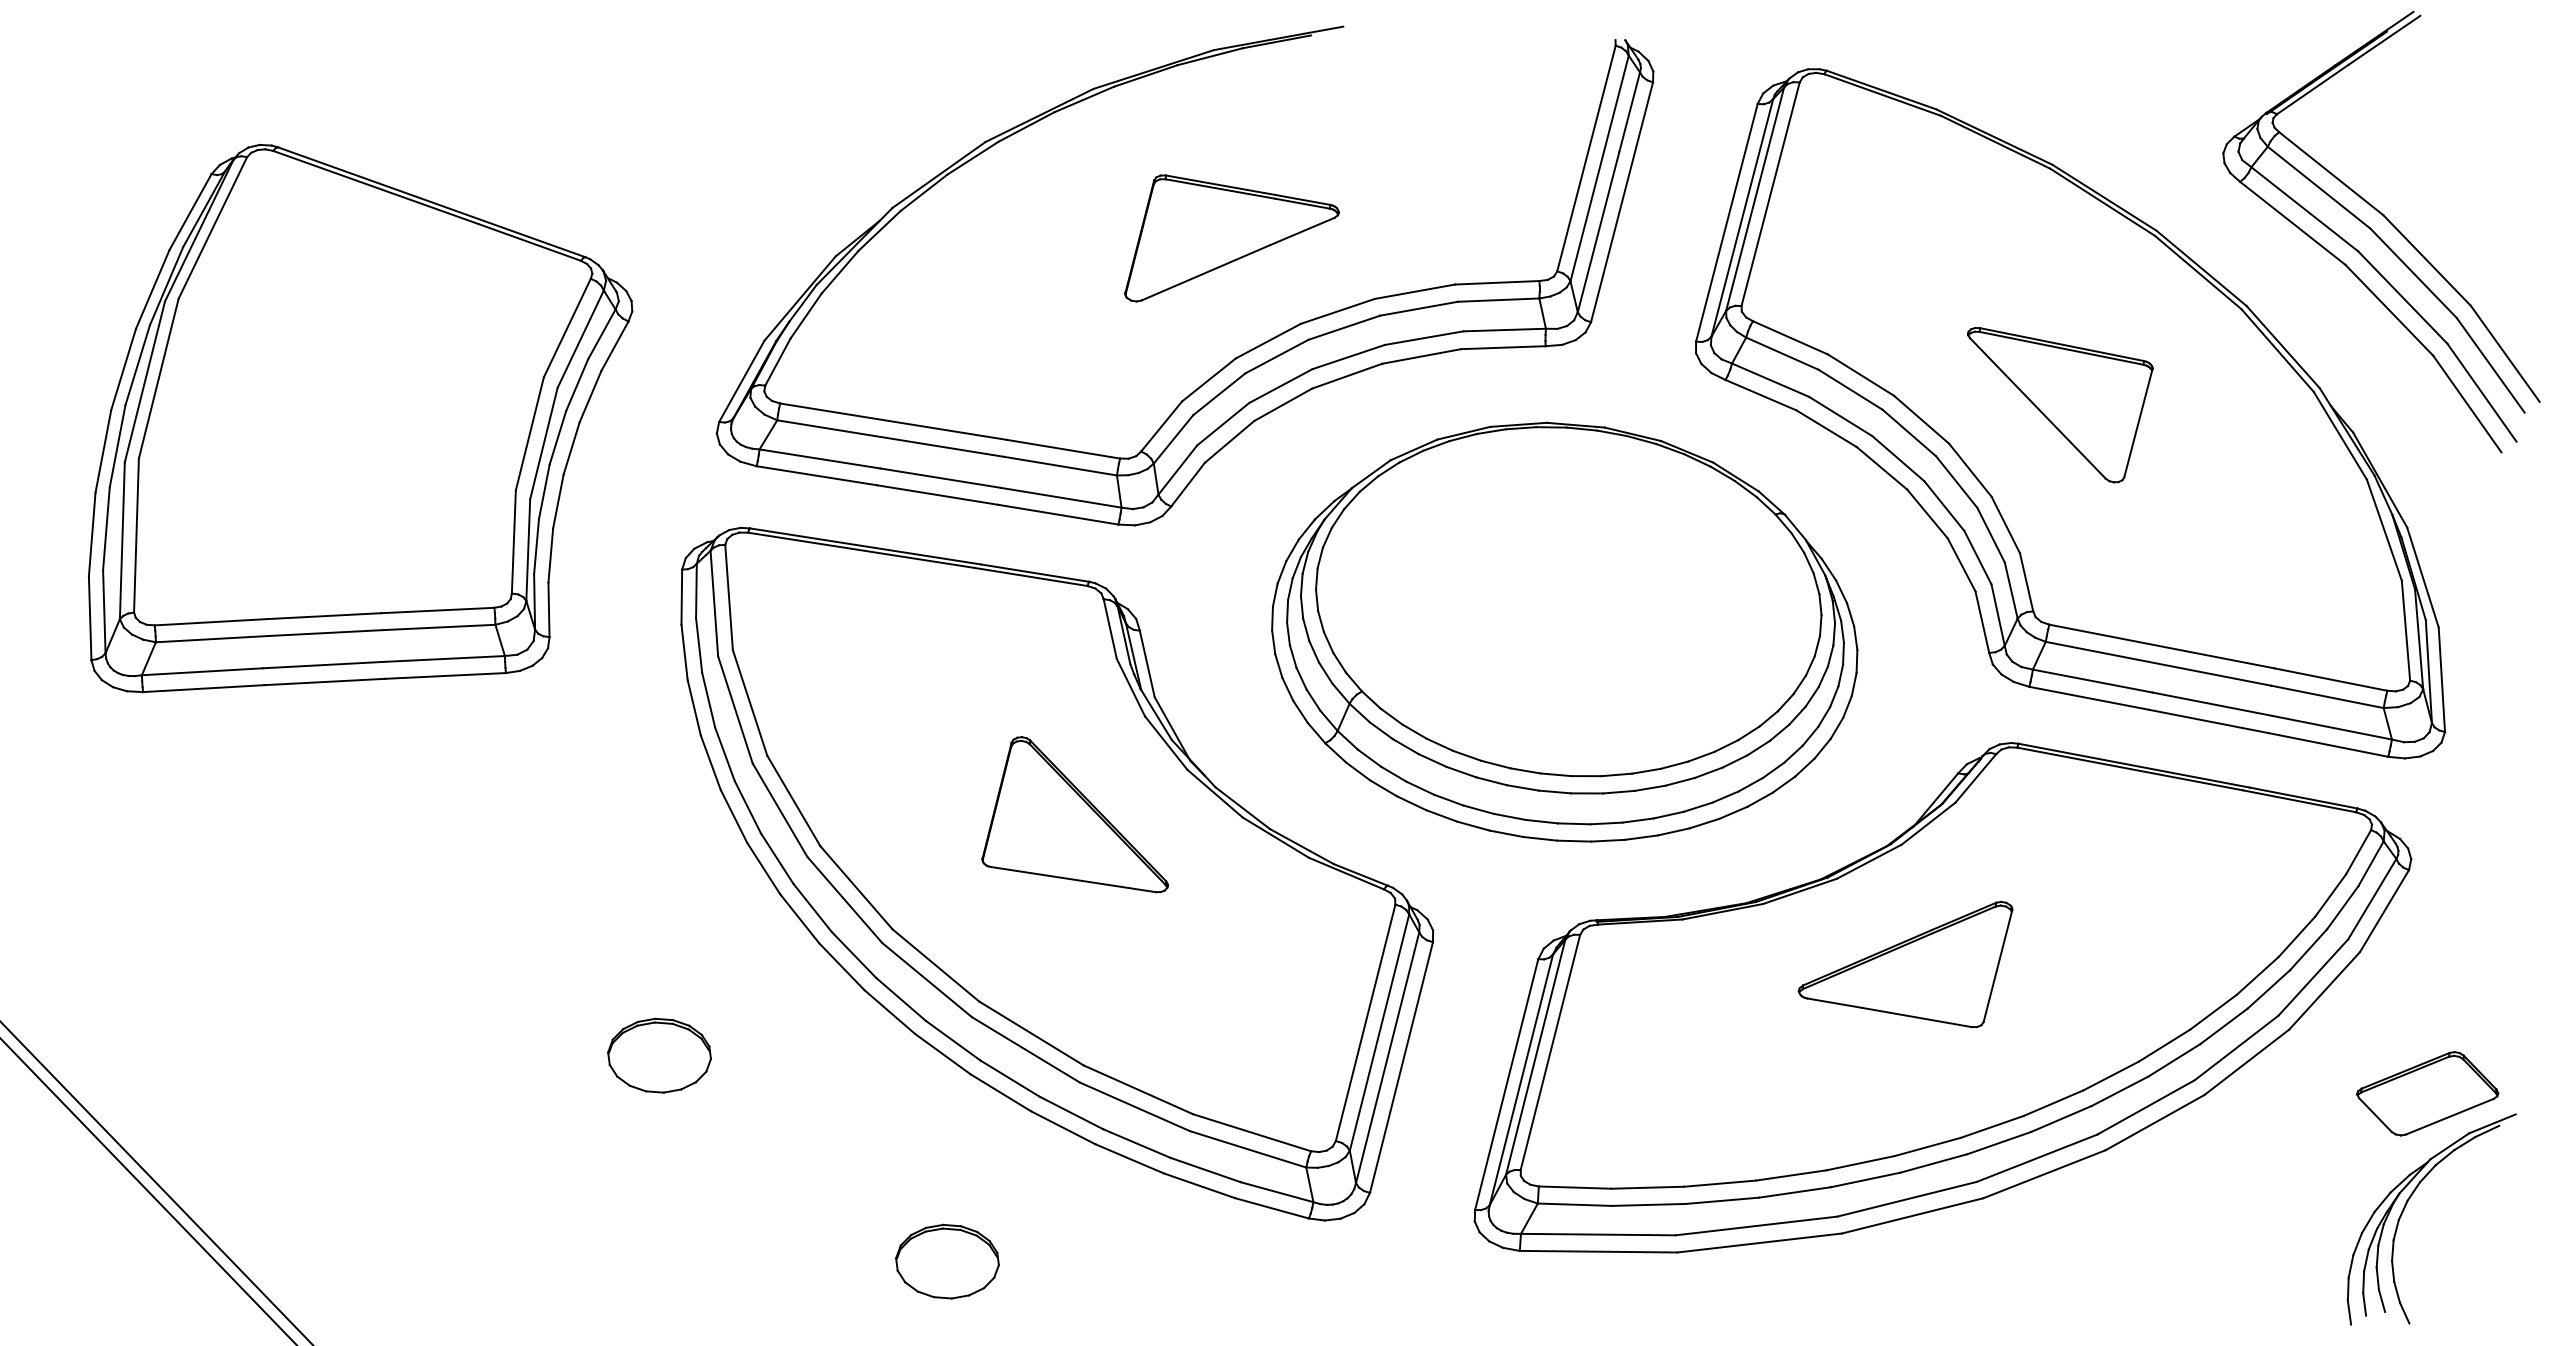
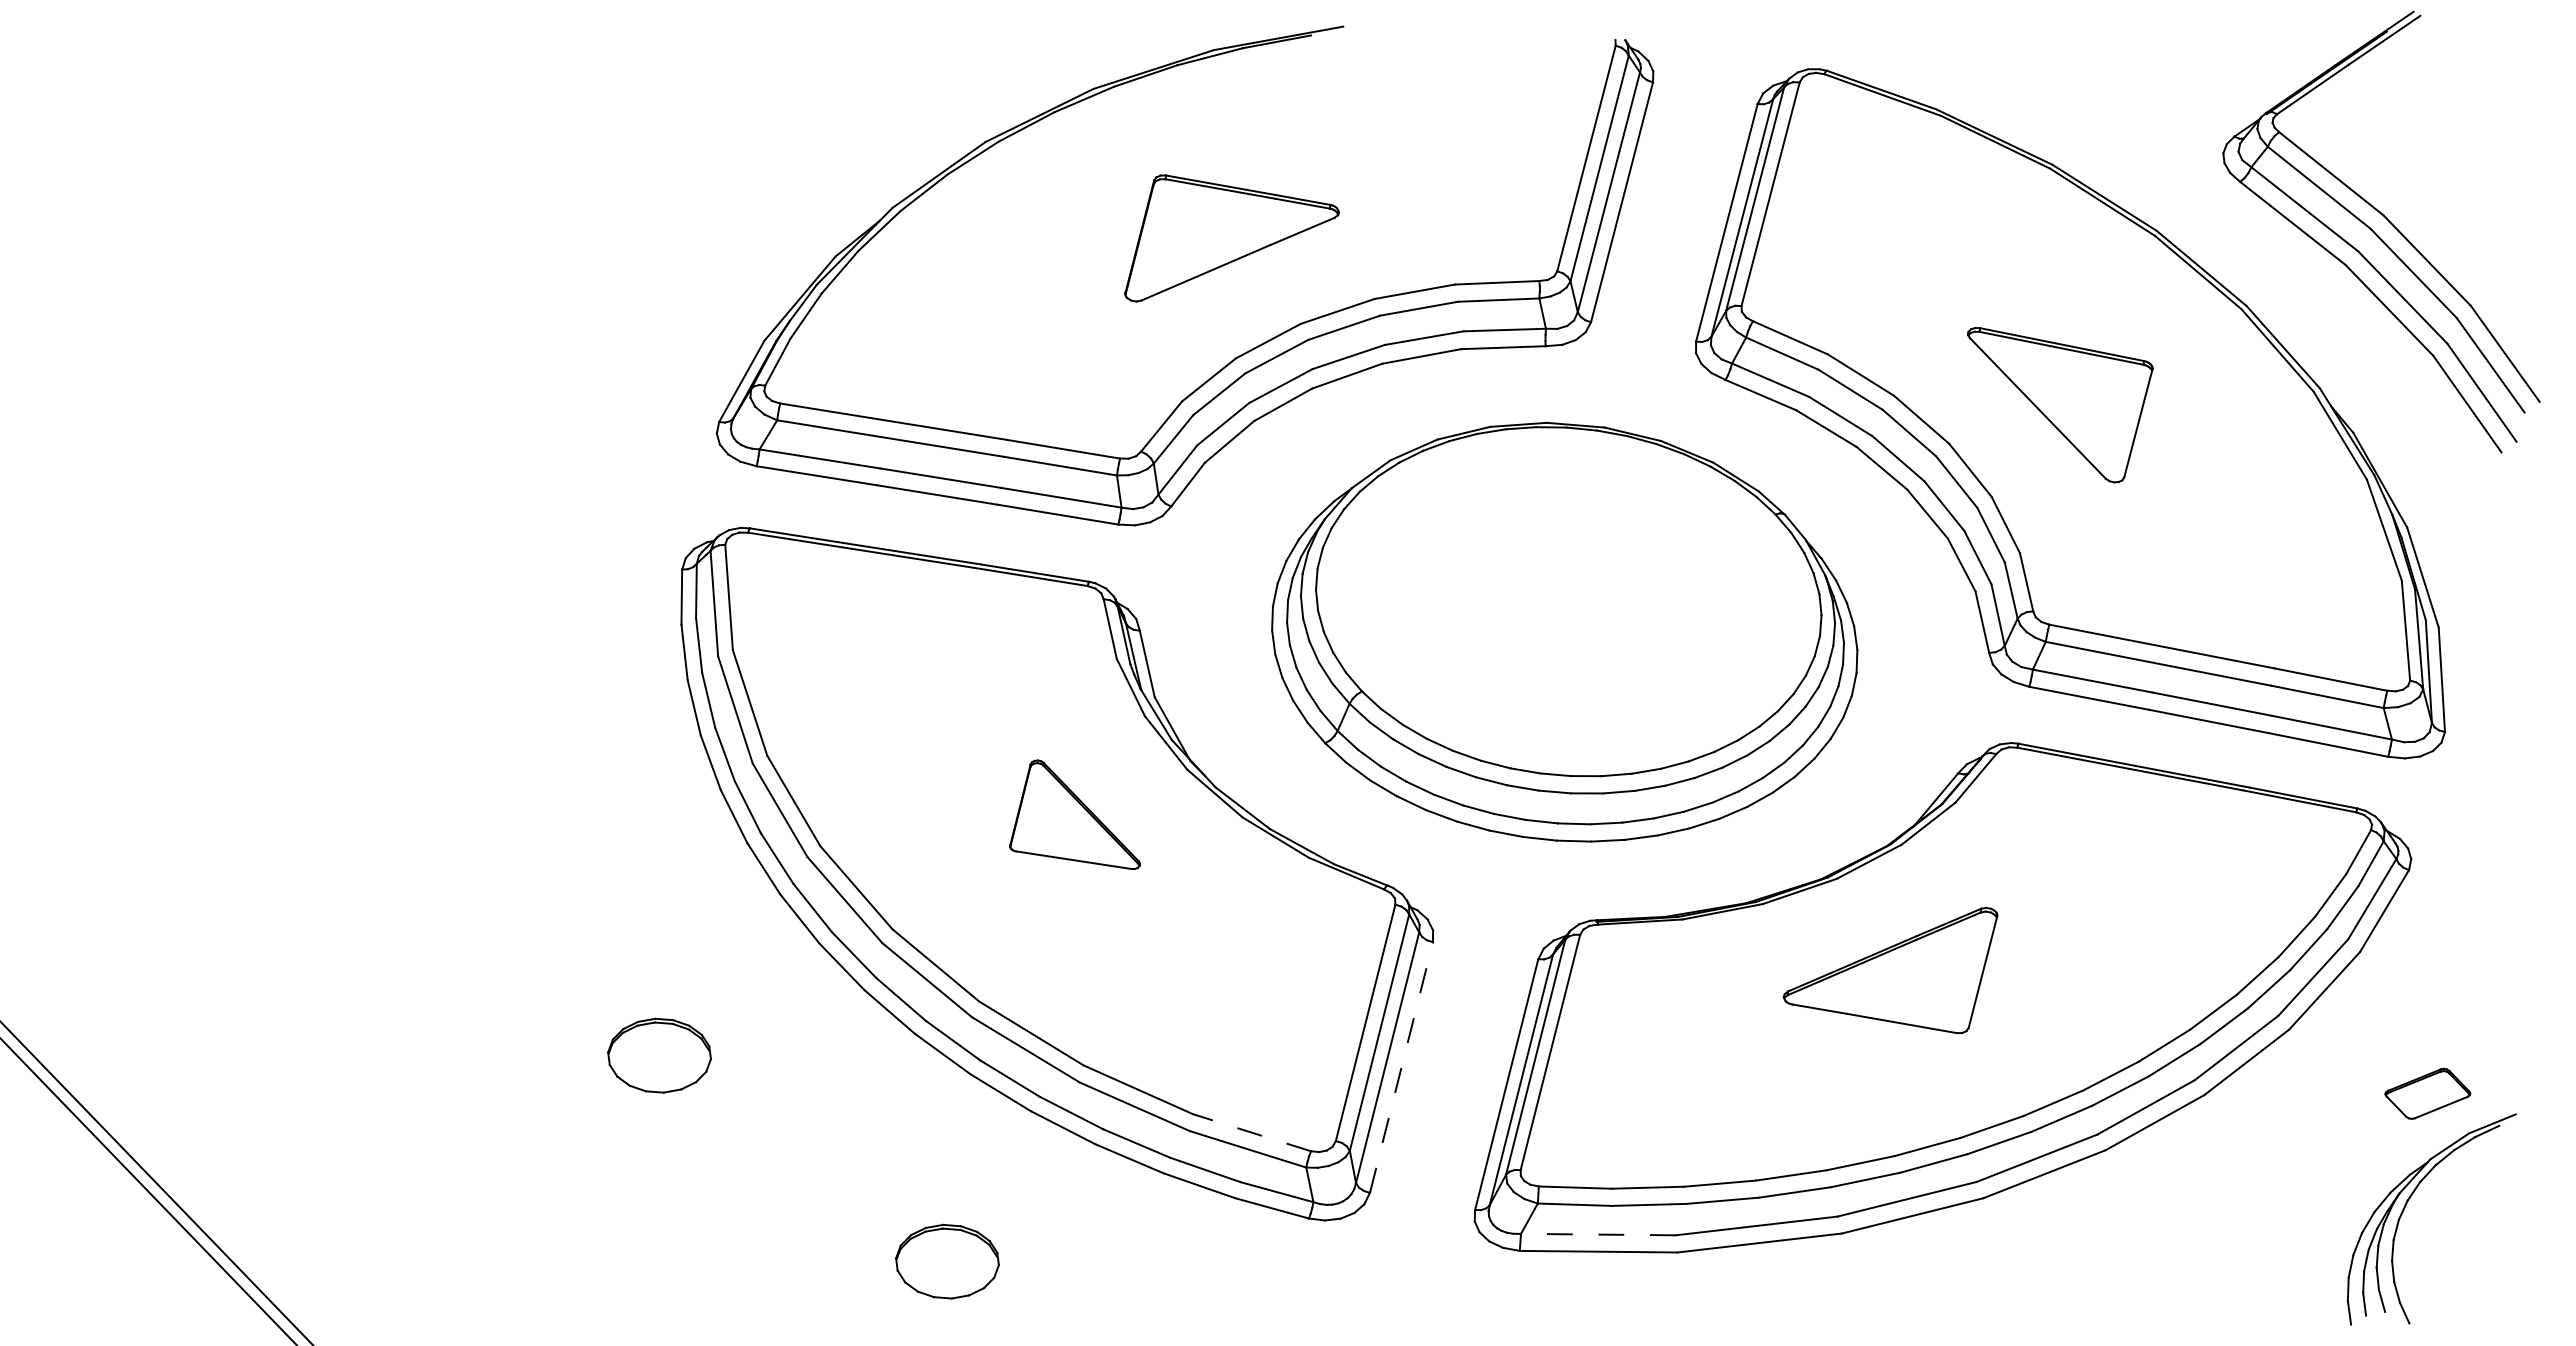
part: present -> none (360, 418)
part size: 188x158 px -> 132x111 px (1074, 814)
part position: (1905, 964) -> (1890, 970) (1890, 970)
line: solid -> dashed (1401, 1067)
part size: 144x86 px -> 88x53 px (2427, 1093)
line: solid -> dashed (1252, 1132)
line: solid -> dashed (1594, 1234)
